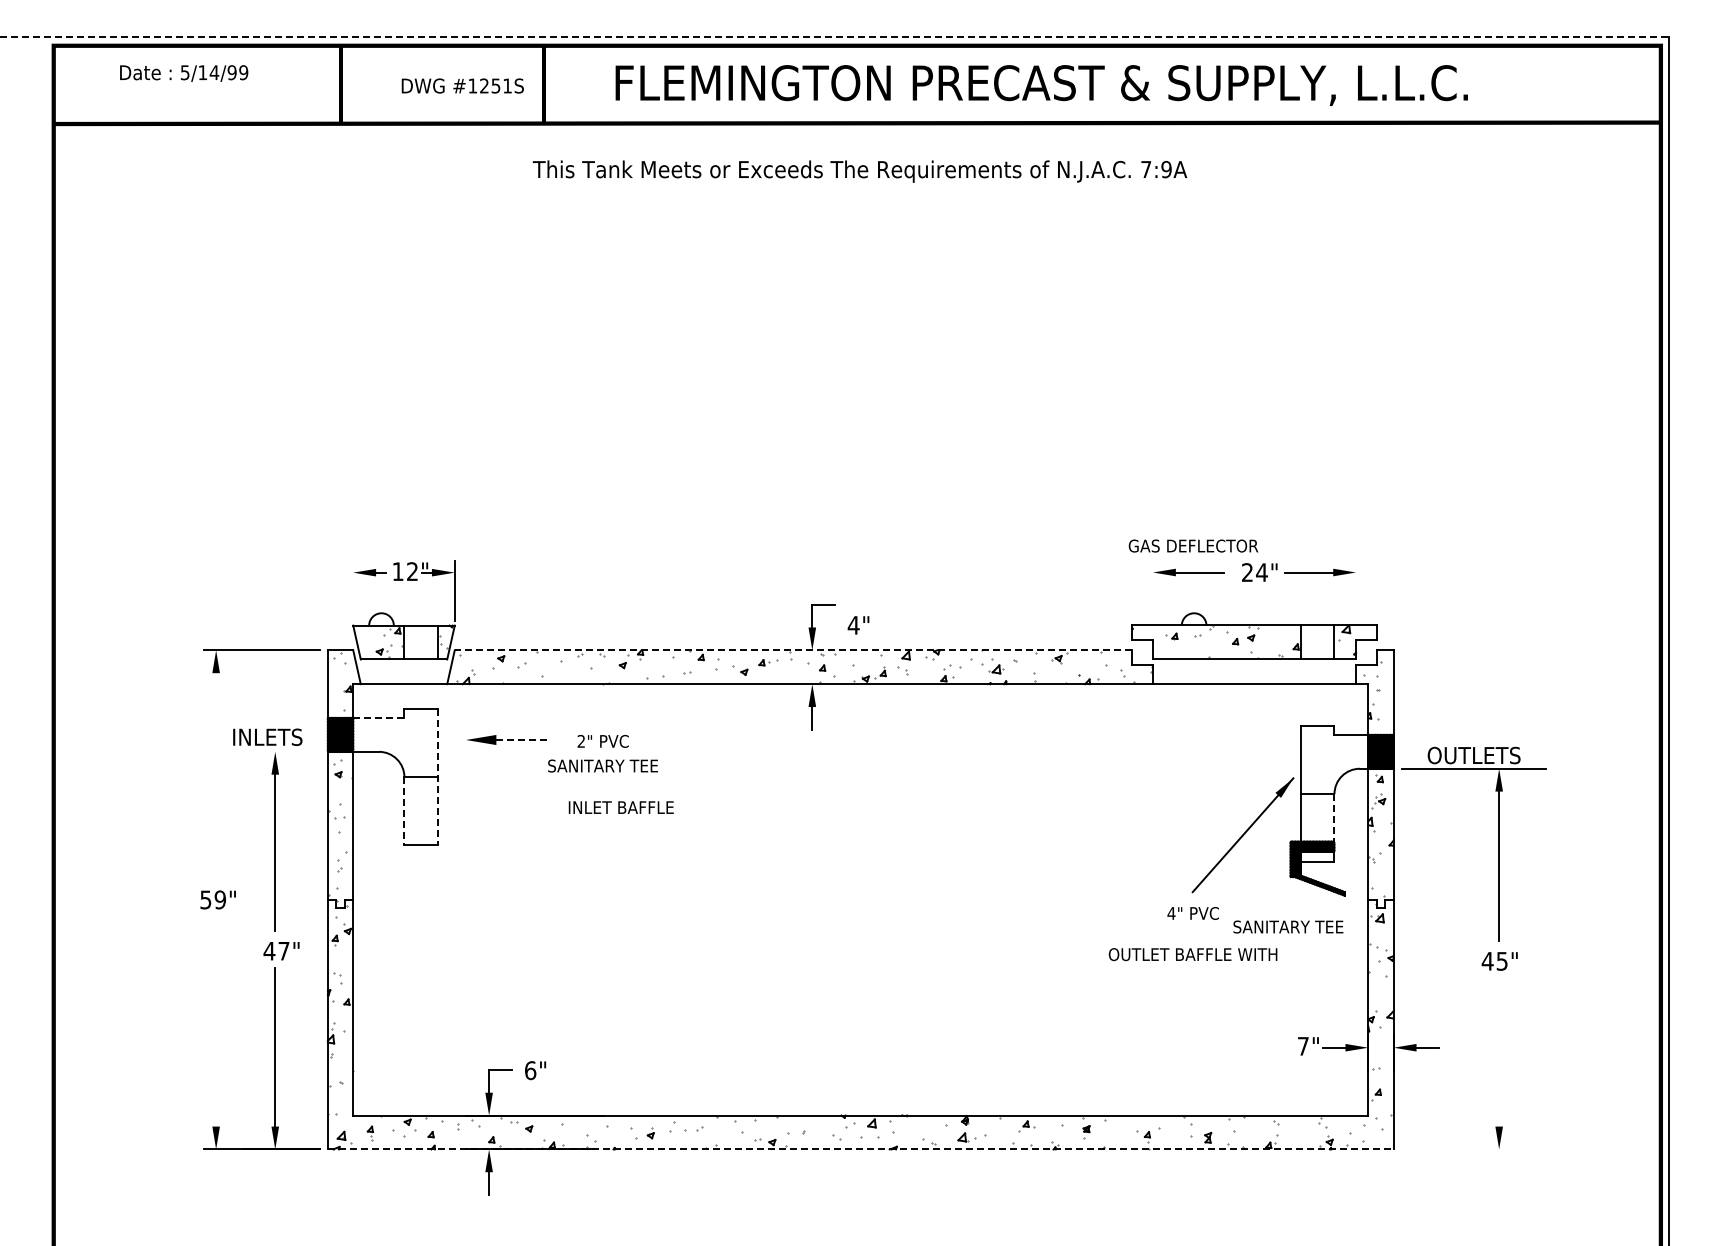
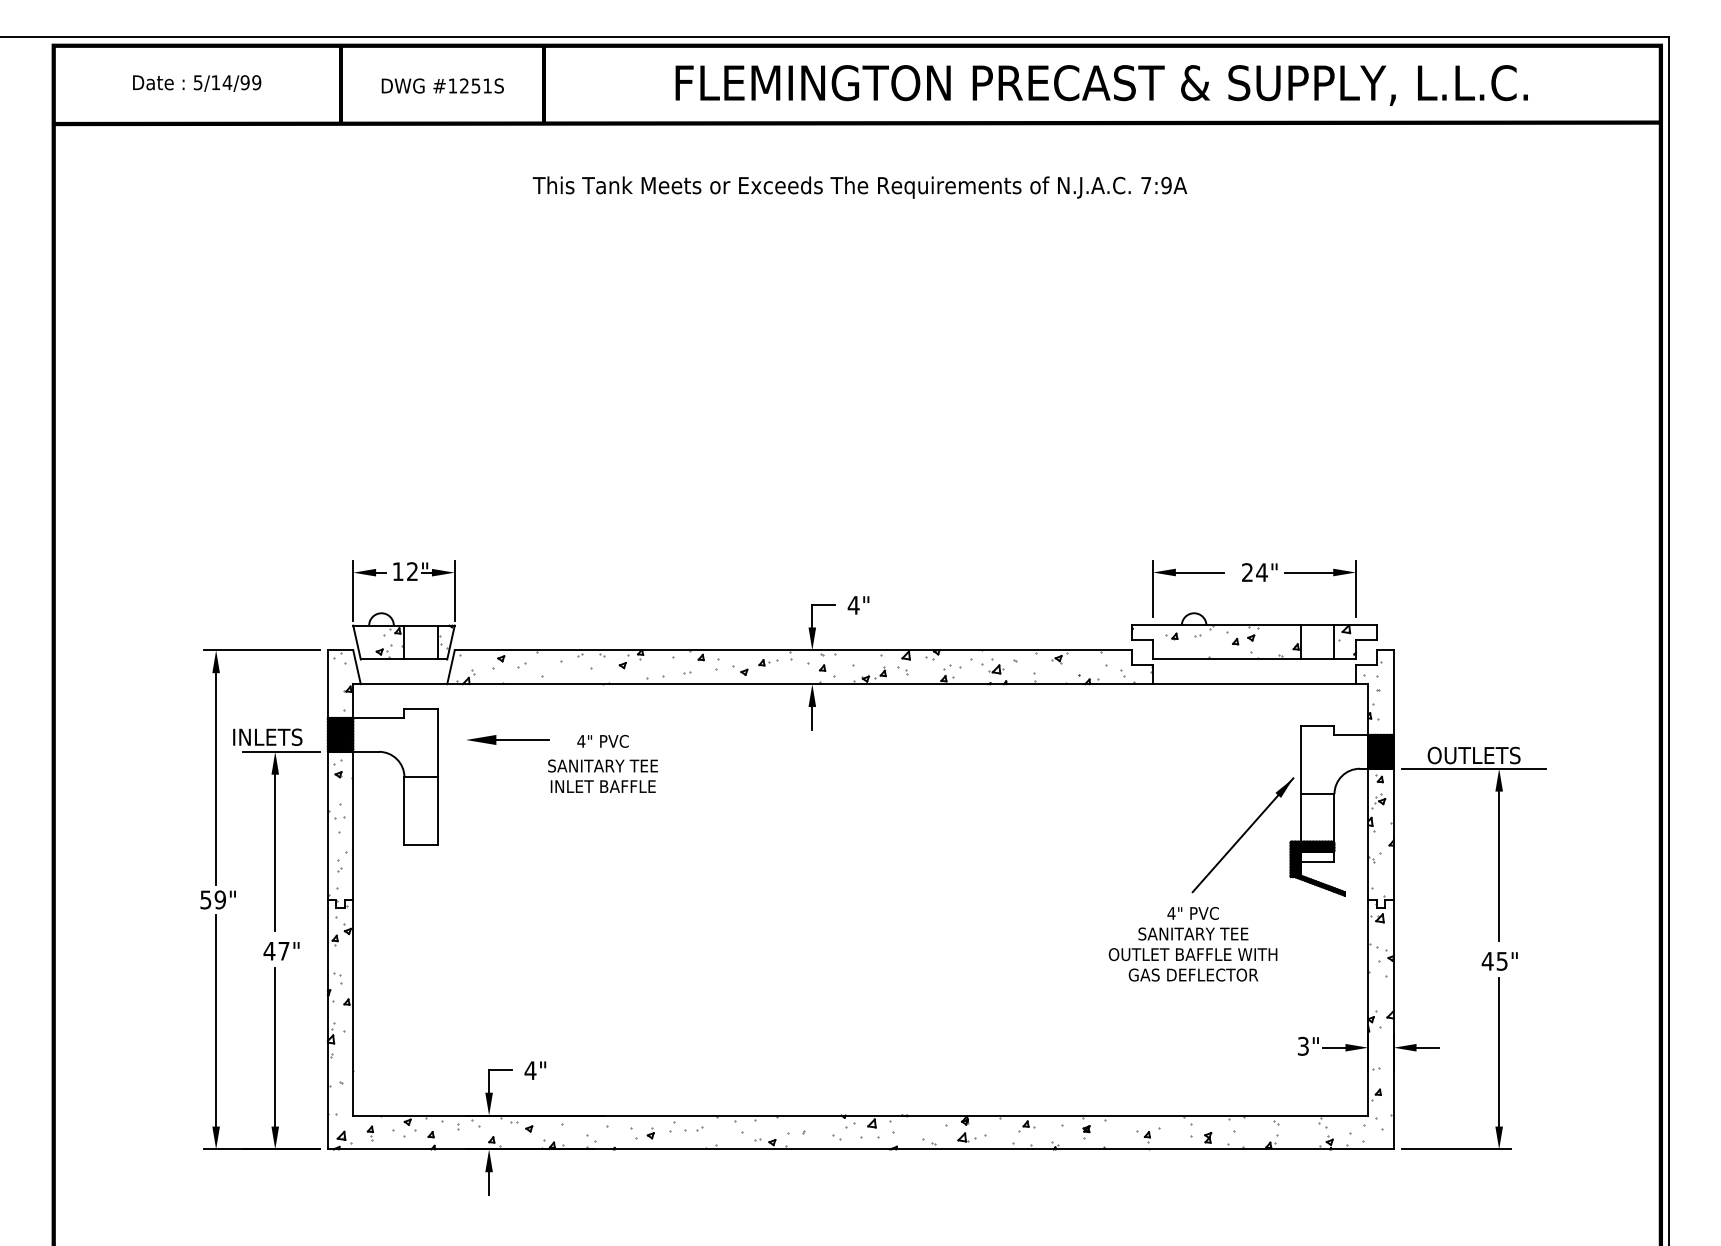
line: dashed -> solid (835, 37)
text position: (184, 73) -> (197, 83) (197, 83)
text position: (462, 85) -> (442, 85) (442, 85)
text position: (1041, 85) -> (1101, 85) (1101, 85)
text position: (859, 171) -> (859, 187) (859, 187)
text position: (1193, 545) -> (1193, 974) (1193, 974)
line: none -> present (1153, 588)
line: none -> present (1356, 588)
line: none -> present (353, 590)
text position: (858, 625) -> (858, 605) (858, 605)
line: dashed -> solid (793, 650)
line: dashed -> solid (378, 718)
line: dashed -> solid (522, 740)
text: 2" -> 4" (581, 740)
line: none -> present (281, 751)
line: dashed -> solid (438, 776)
line: none -> present (216, 778)
text position: (620, 807) -> (602, 786) (602, 786)
line: dashed -> solid (404, 811)
line: dashed -> solid (1334, 817)
text position: (1288, 926) -> (1193, 933) (1193, 933)
line: none -> present (216, 1020)
text: 7" -> 3" (1303, 1045)
line: none -> present (1499, 1051)
text: 6" -> 4" (530, 1070)
line: dashed -> solid (860, 1149)
line: none -> present (1456, 1149)
